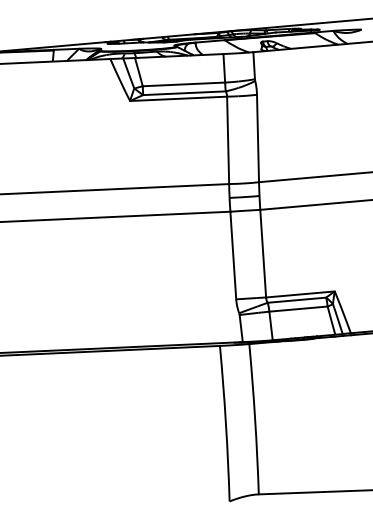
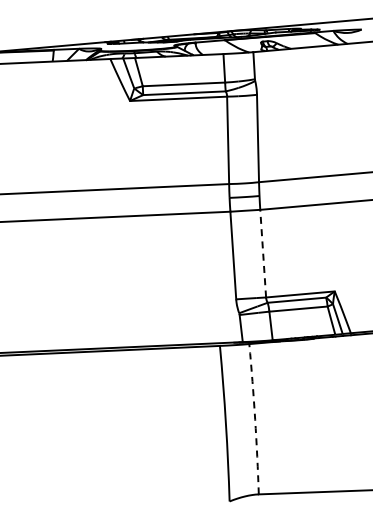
line: solid -> dashed (263, 253)
arc: solid -> dashed (255, 419)
